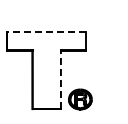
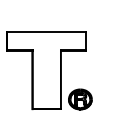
line: dashed -> solid (46, 32)
line: dashed -> solid (60, 79)
